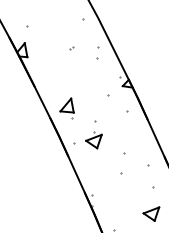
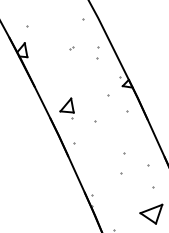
part: present -> none (93, 140)
part size: 19x16 px -> 25x22 px (151, 213)
